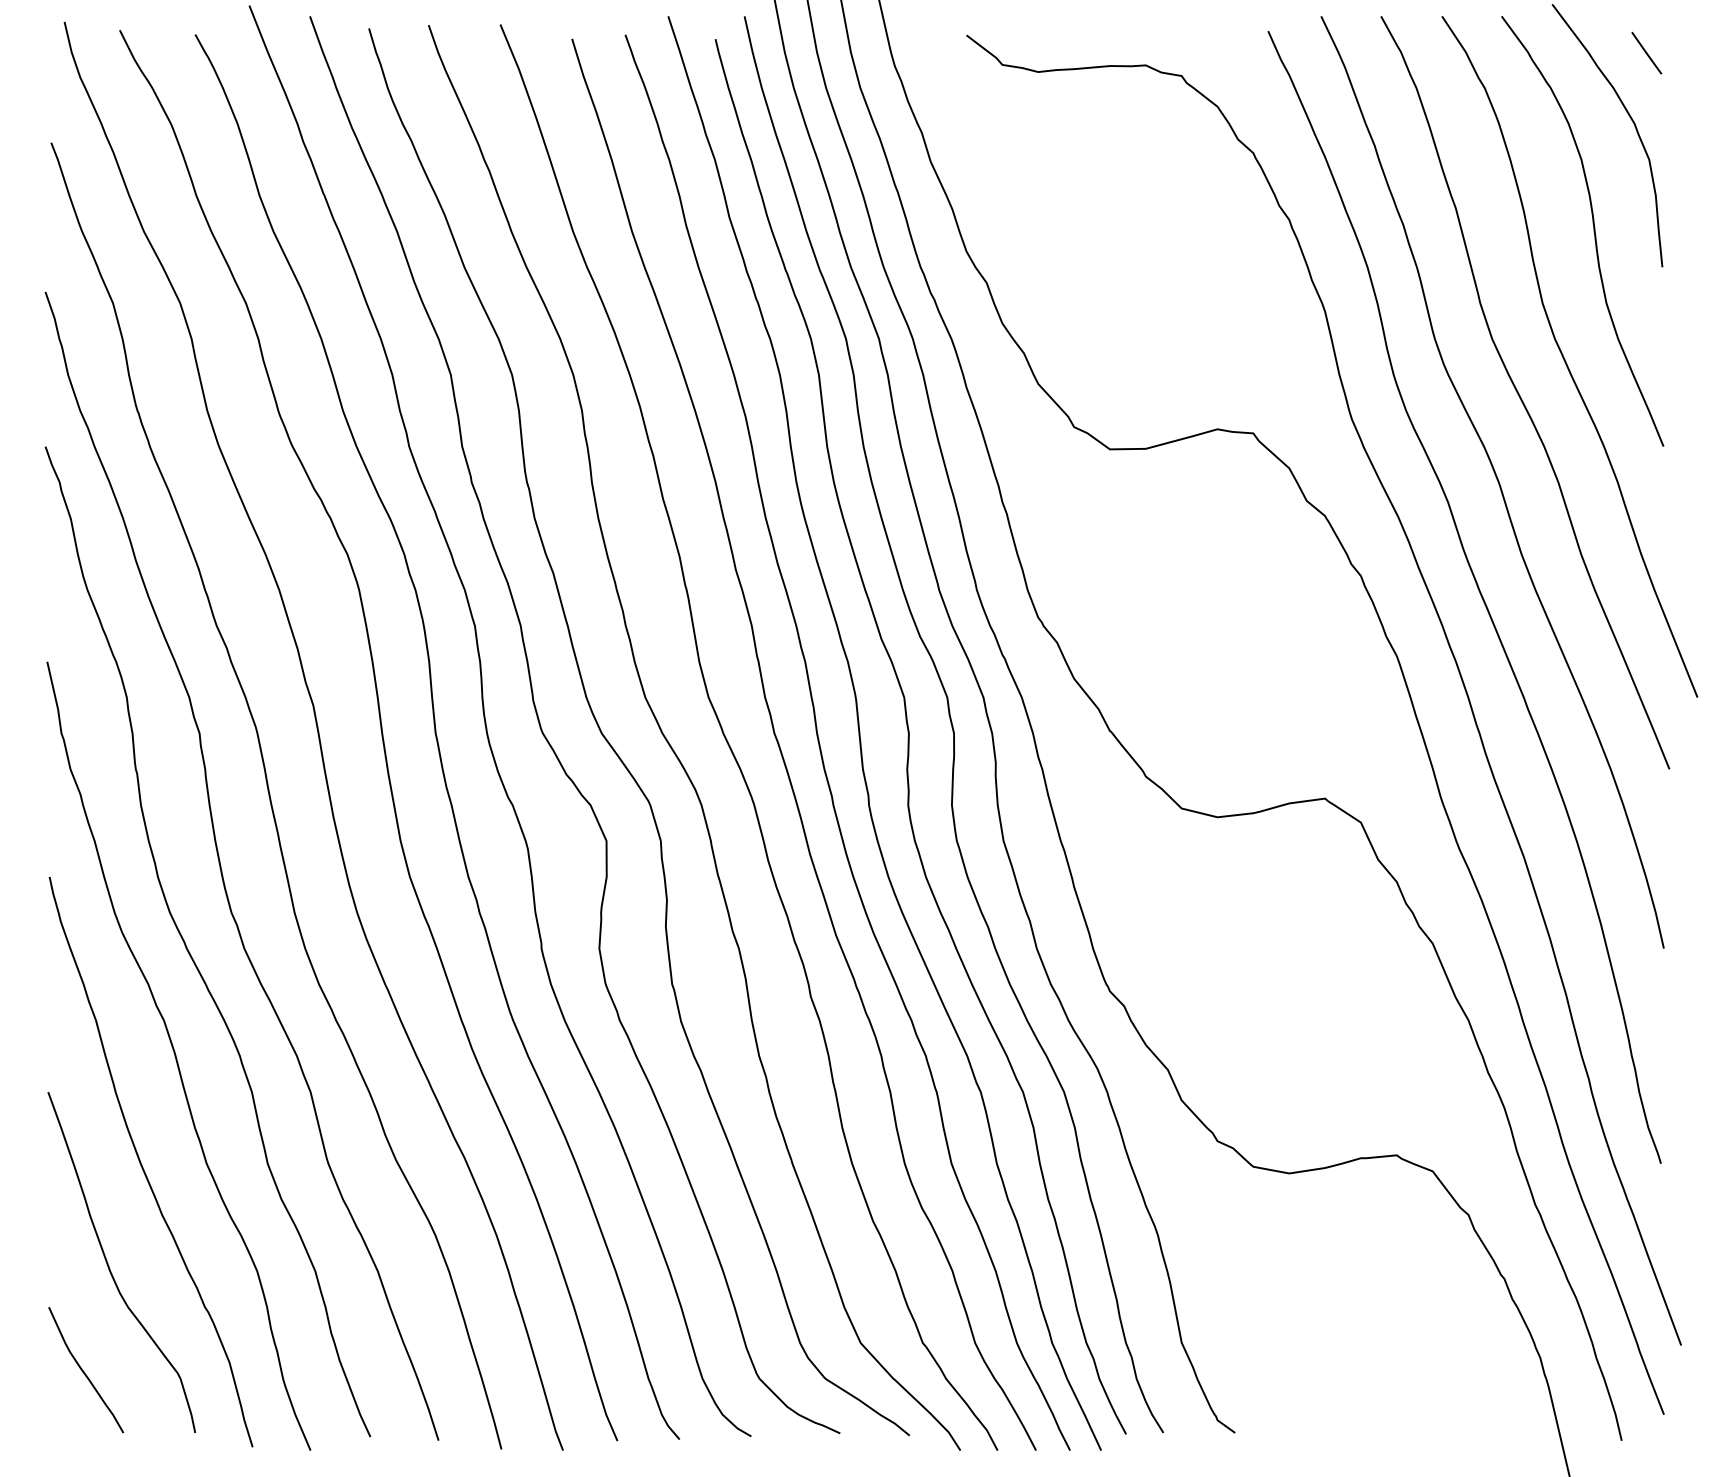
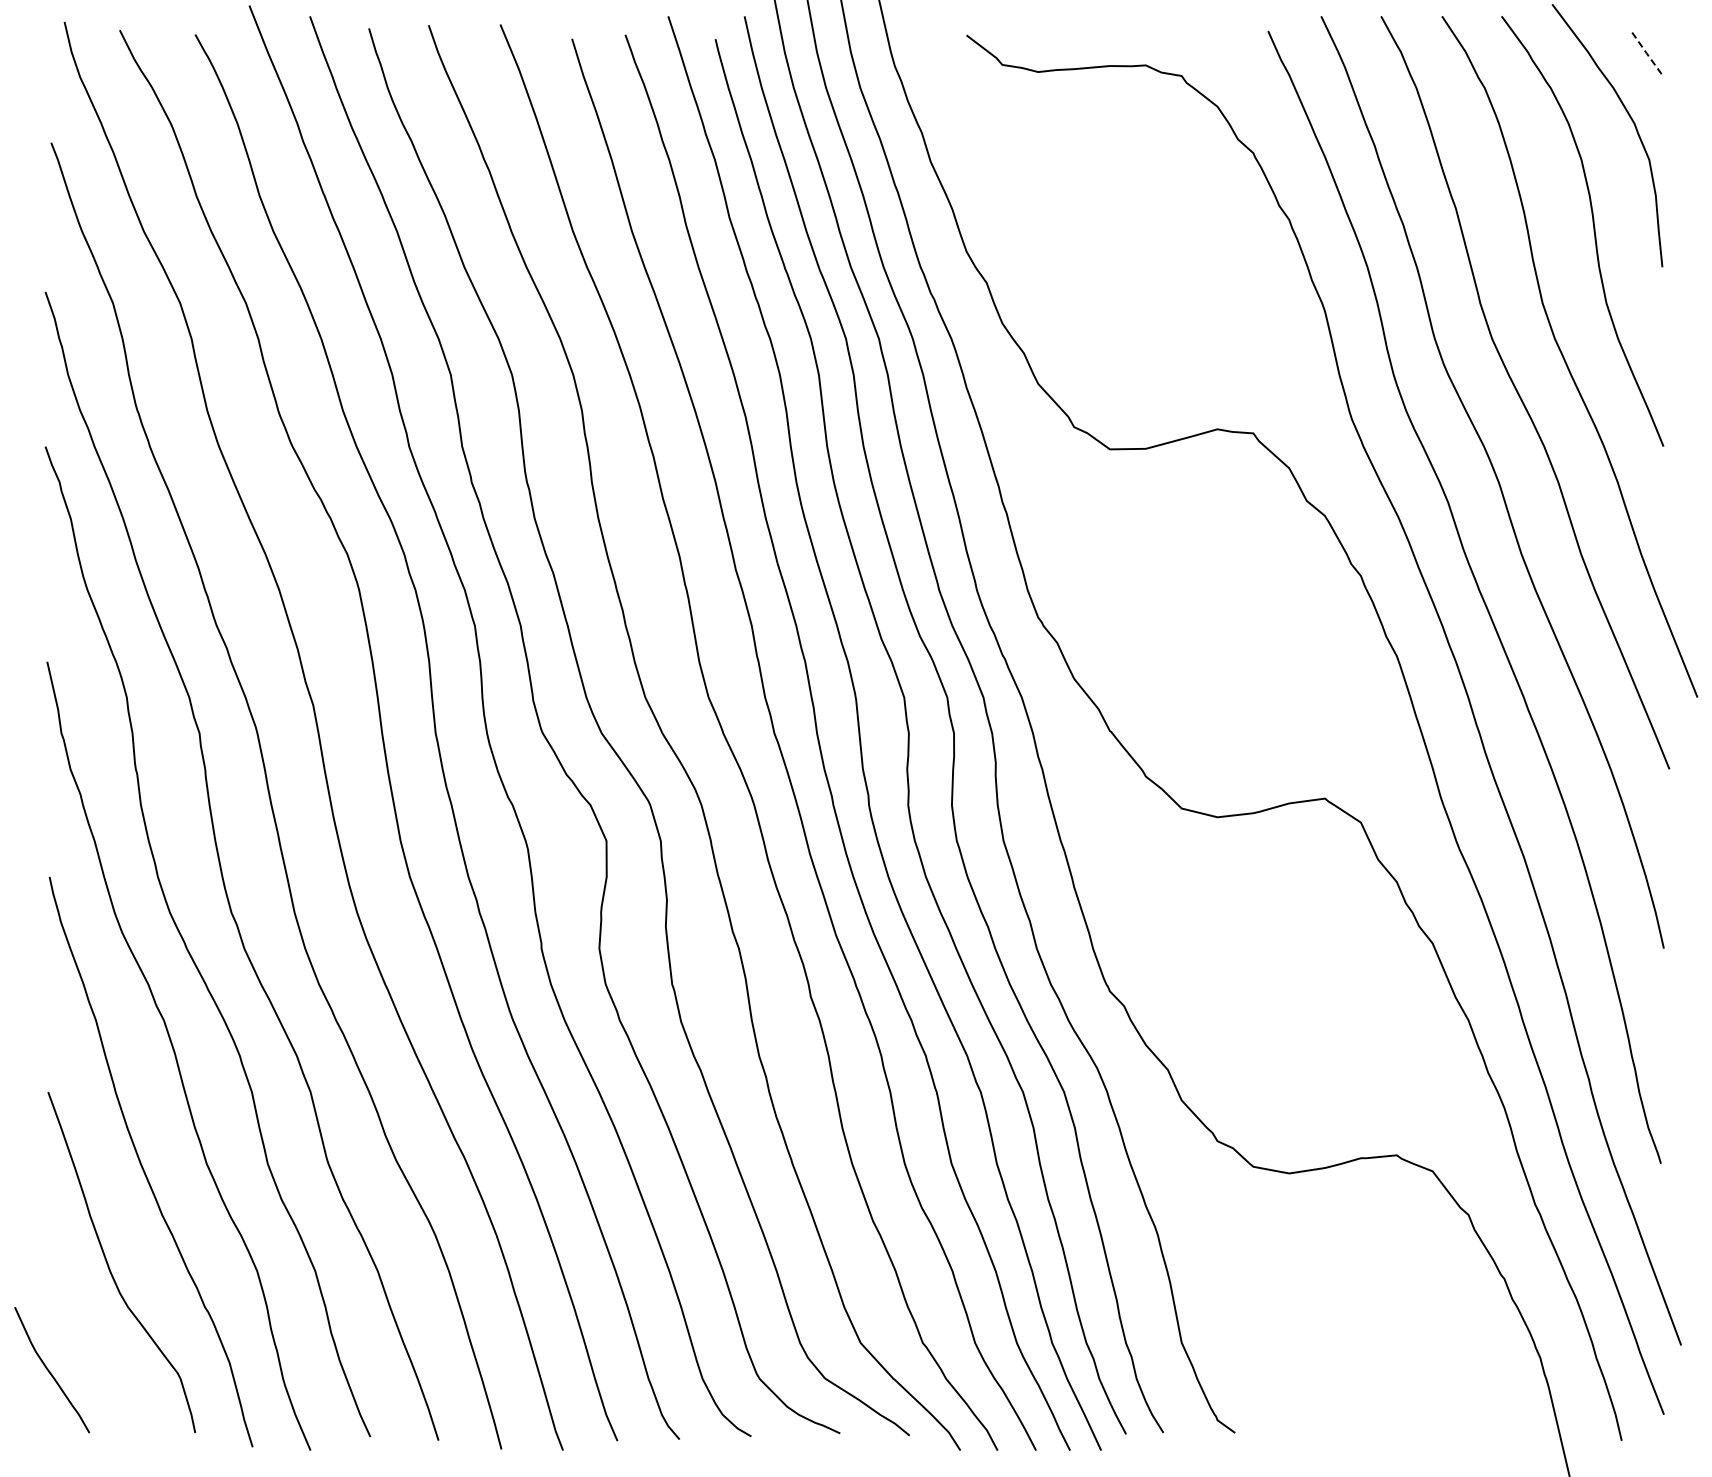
line: solid -> dashed (1646, 53)
curve position: (84, 1371) -> (50, 1371) (50, 1371)
